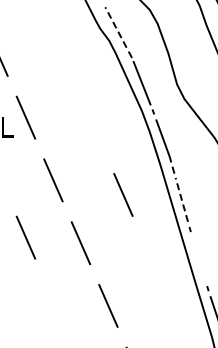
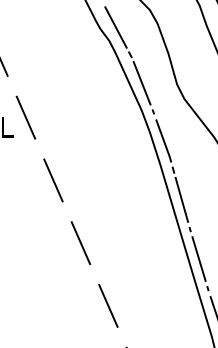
line: dashed -> solid (115, 27)
line: present -> none (123, 194)
line: dashed -> solid (181, 199)
line: present -> none (25, 237)
line: none -> present (198, 258)
